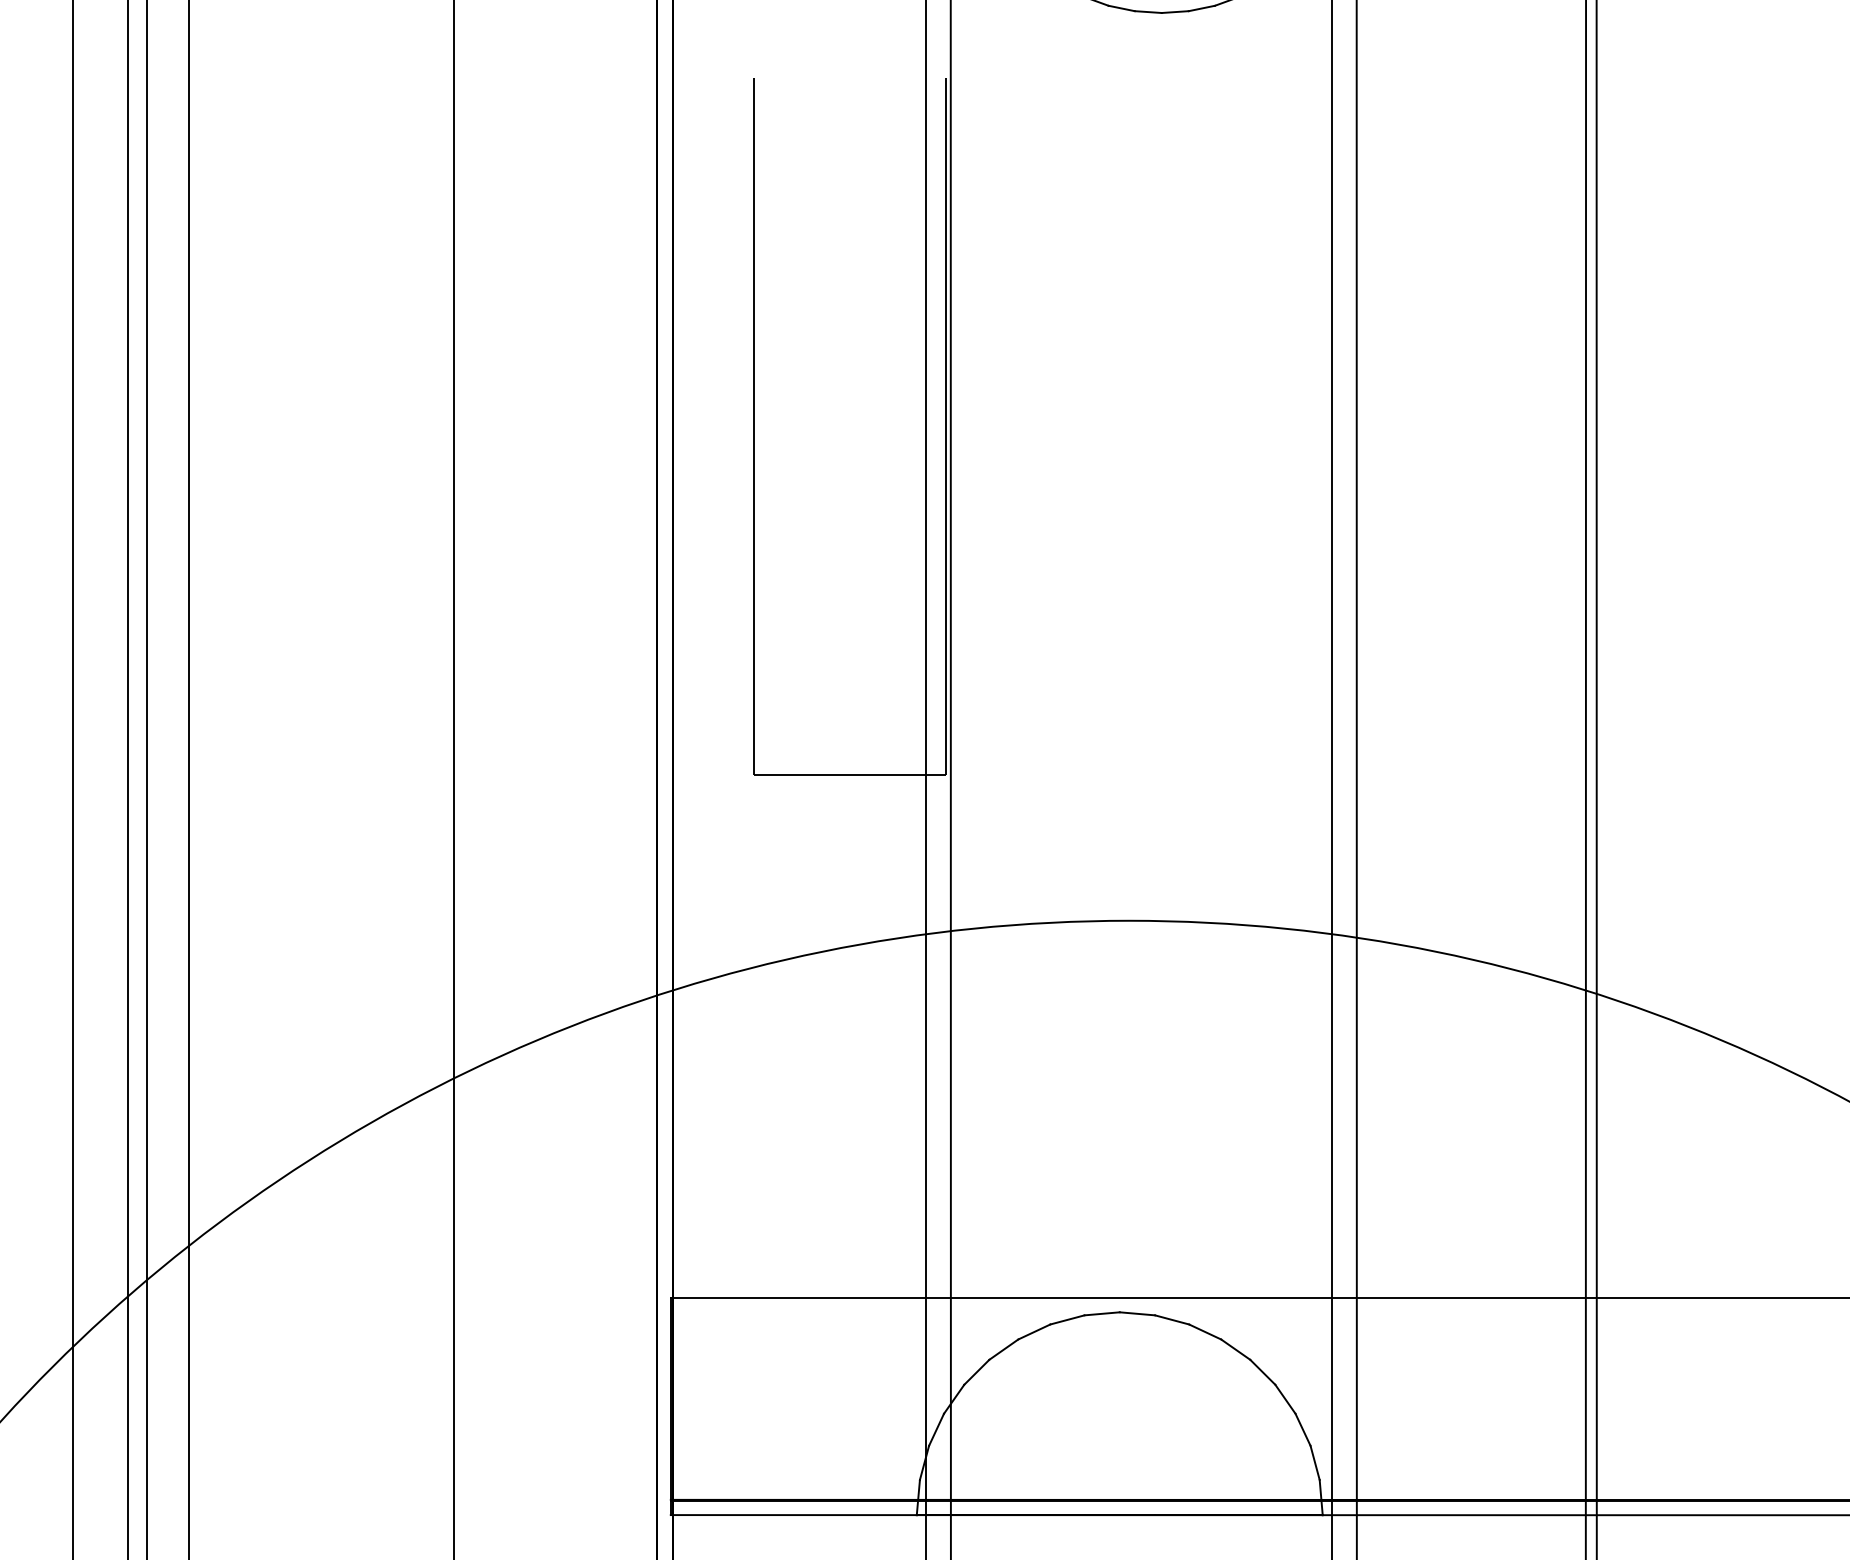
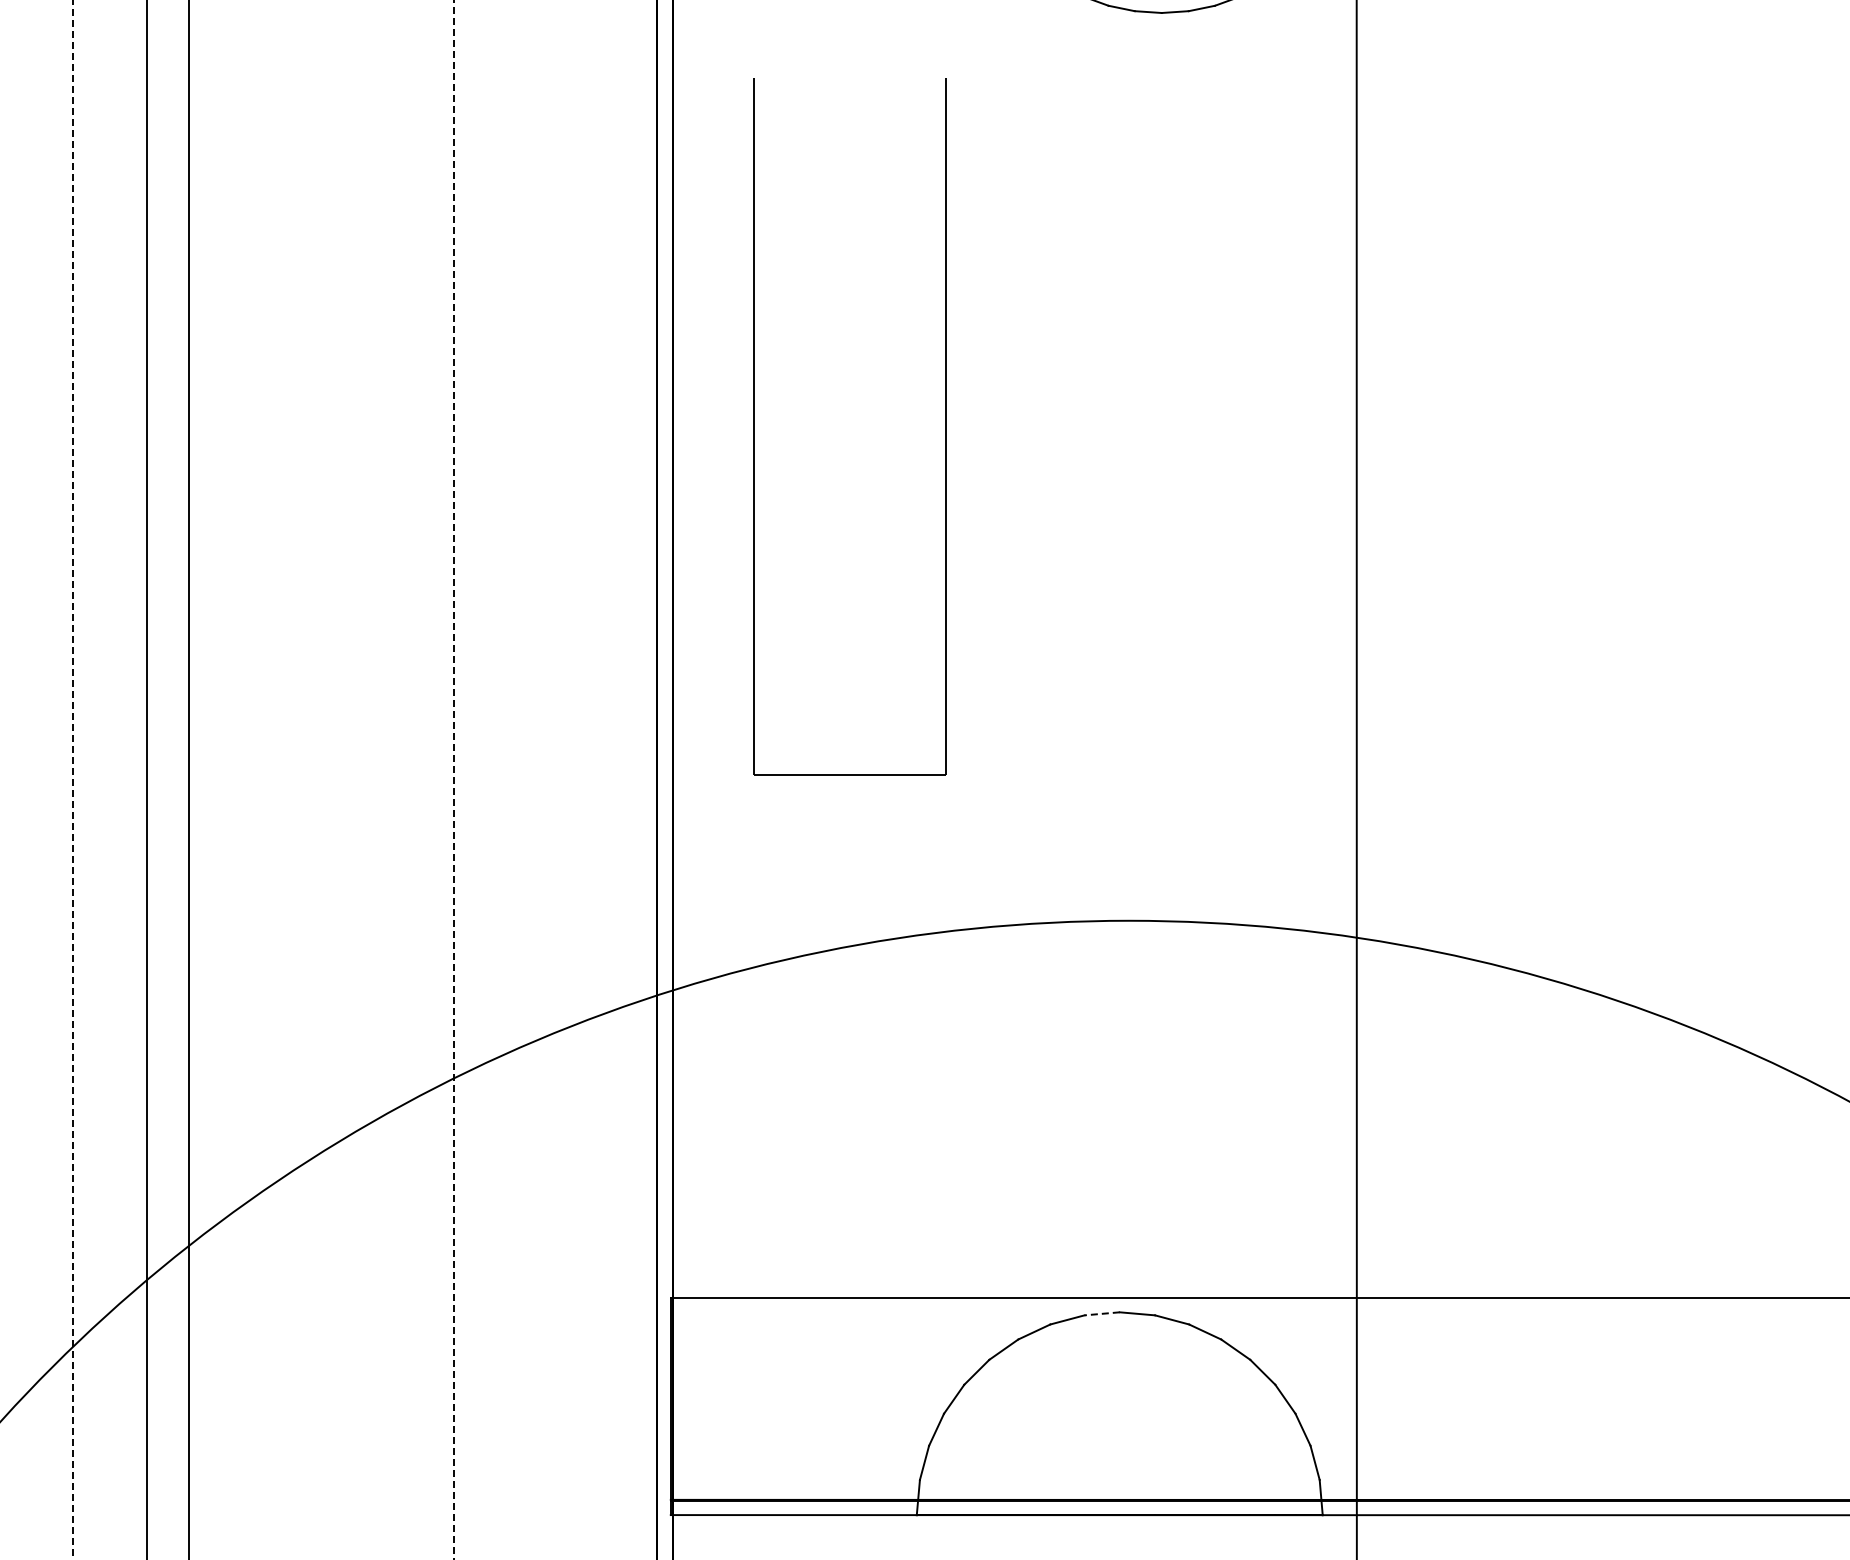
line: solid -> dashed (73, 779)
line: present -> none (128, 779)
line: present -> none (926, 779)
line: present -> none (950, 779)
line: present -> none (1332, 779)
line: present -> none (1585, 779)
line: present -> none (1596, 779)
line: solid -> dashed (454, 780)
line: solid -> dashed (1102, 1313)
